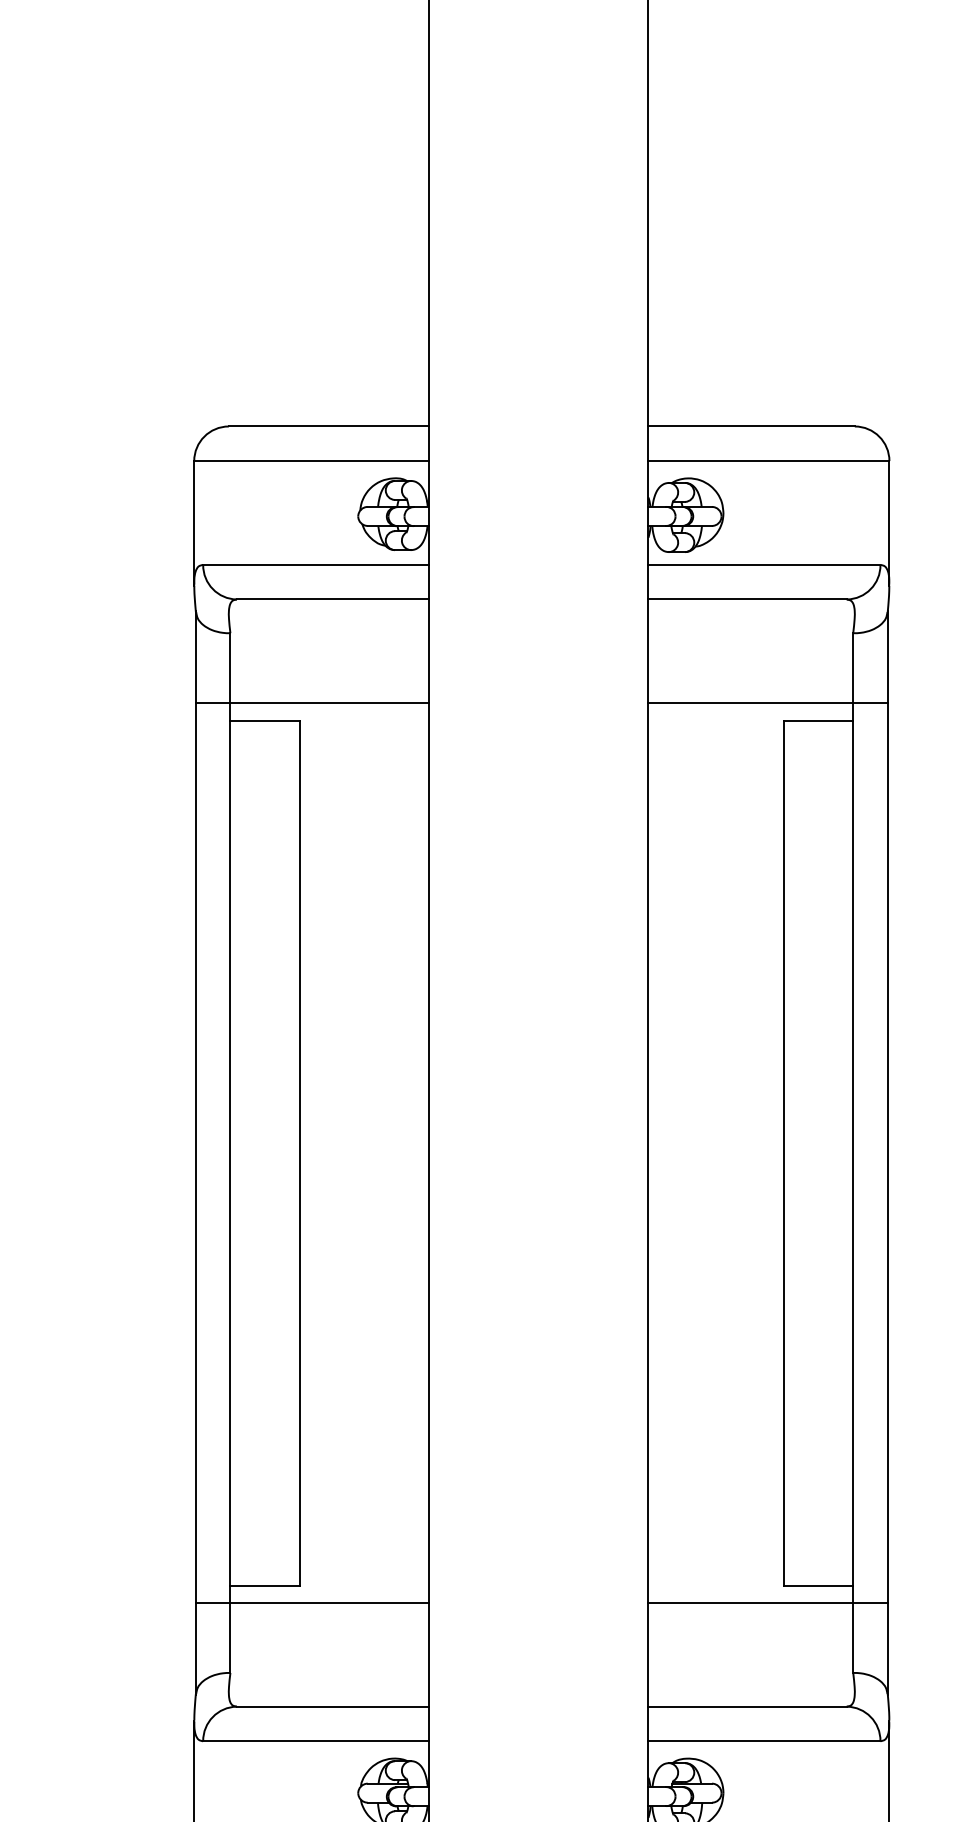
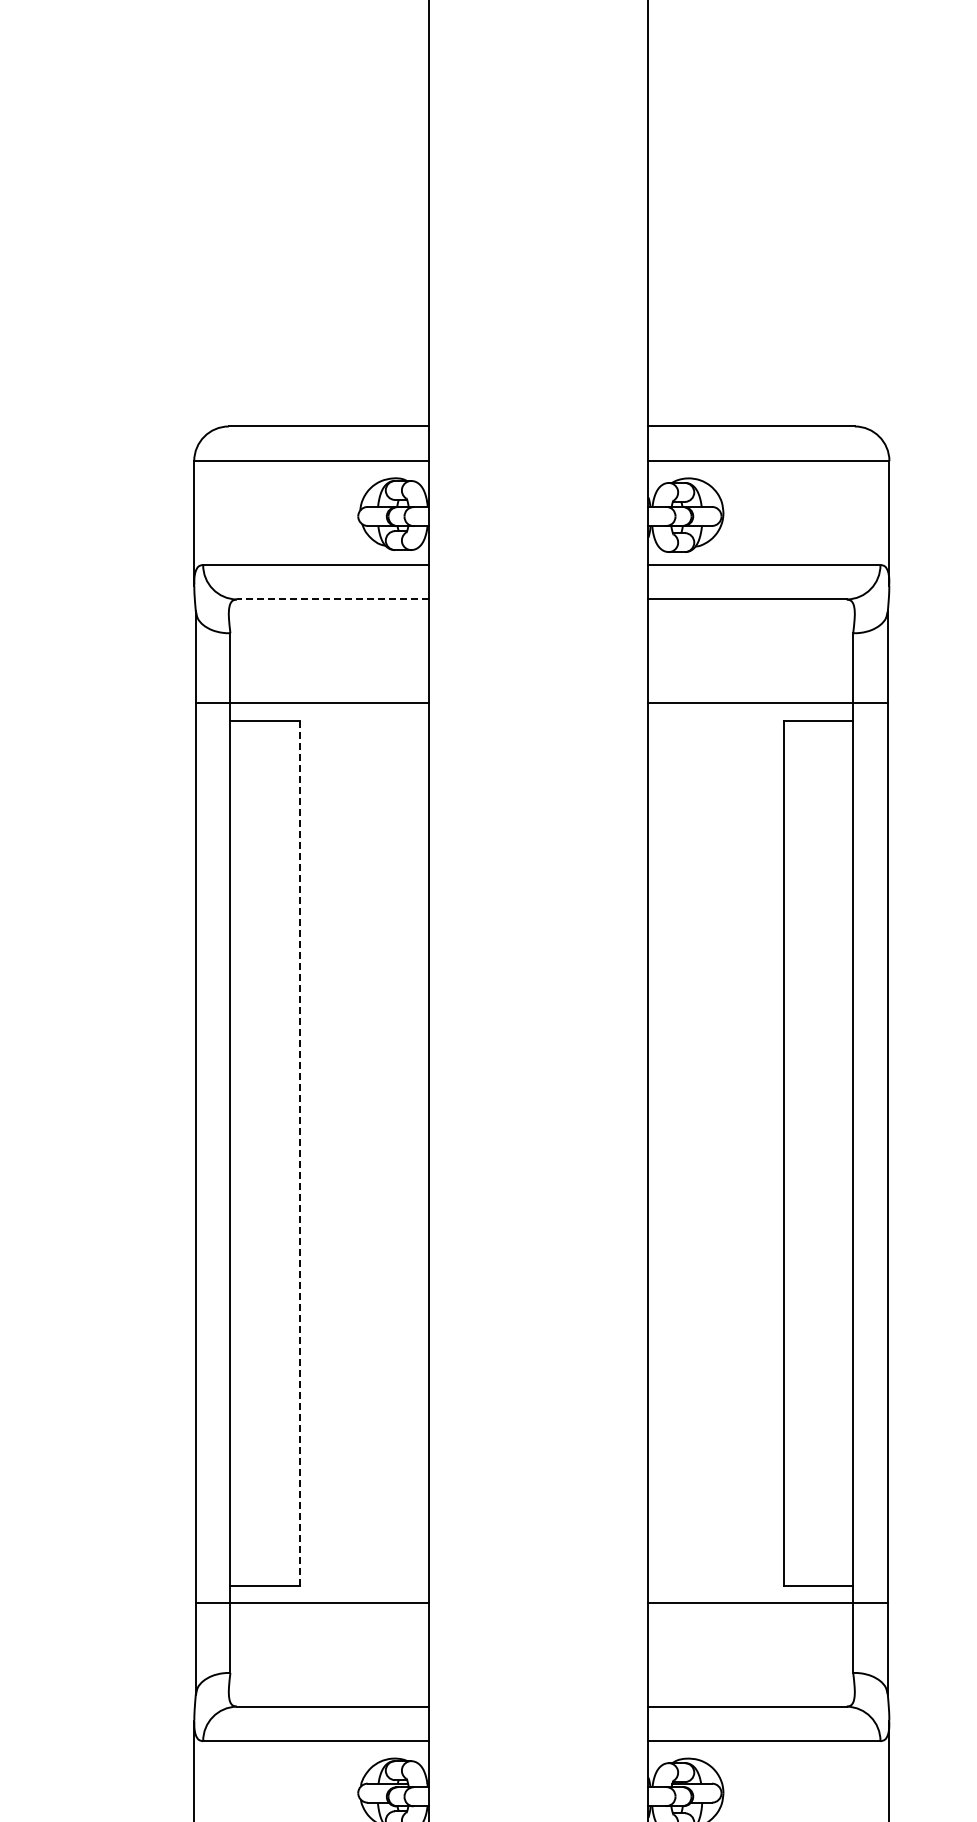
line: solid -> dashed (332, 599)
line: solid -> dashed (299, 1152)
